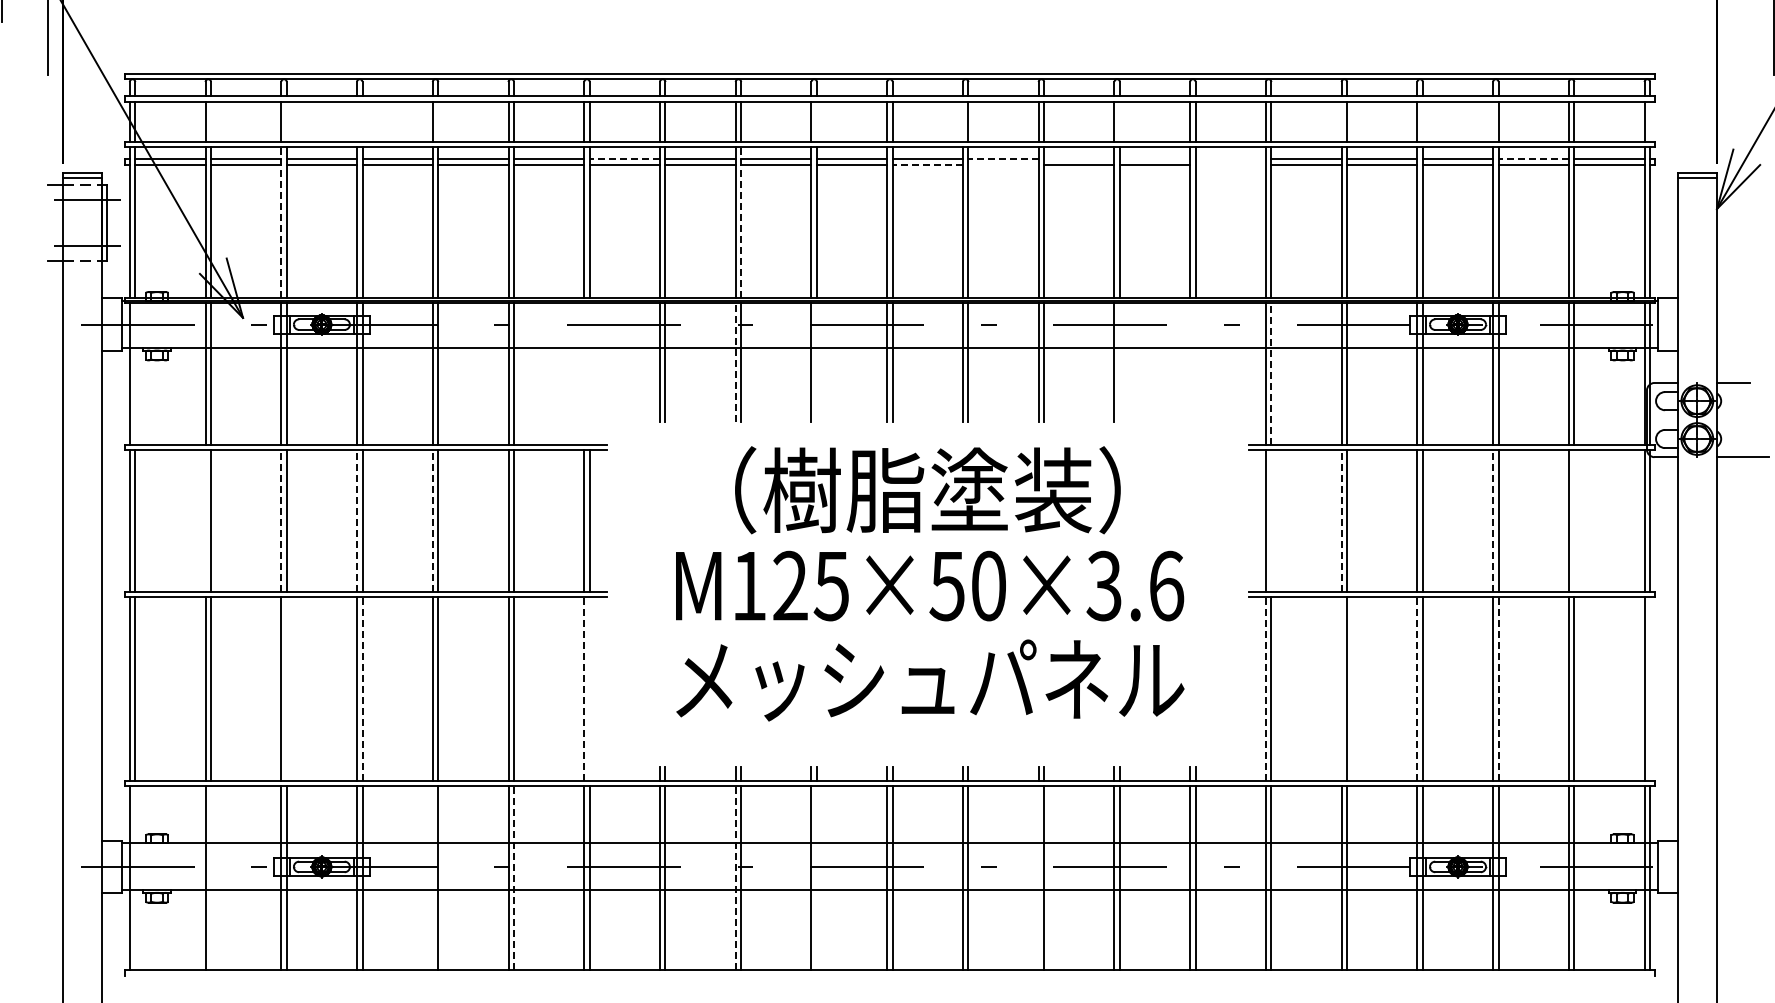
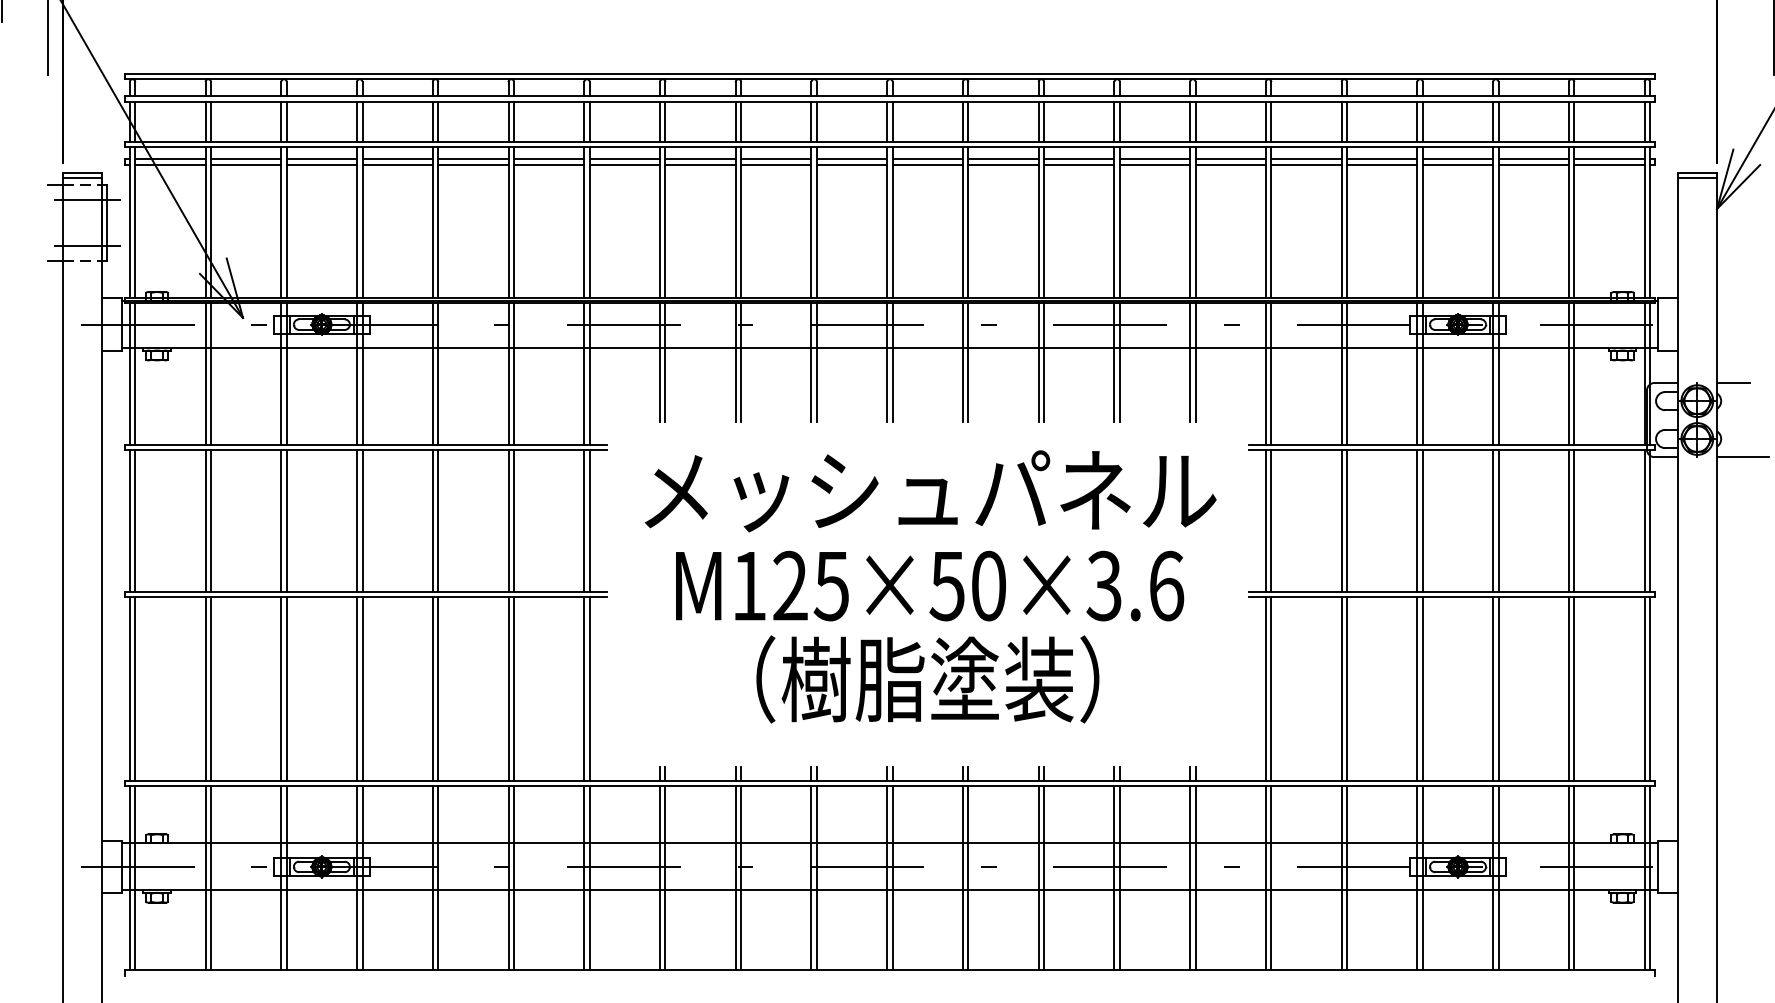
line: none -> present (211, 121)
line: none -> present (286, 121)
line: none -> present (357, 121)
line: none -> present (362, 121)
line: none -> present (438, 121)
line: none -> present (816, 121)
line: none -> present (962, 121)
line: none -> present (1119, 121)
line: none -> present (1341, 121)
line: none -> present (1422, 121)
line: none -> present (1493, 121)
line: none -> present (1650, 121)
line: dashed -> solid (624, 159)
line: dashed -> solid (1003, 159)
line: none -> present (1079, 159)
line: none -> present (1154, 159)
line: none -> present (1230, 159)
line: dashed -> solid (1533, 159)
line: dashed -> solid (927, 164)
line: none -> present (1003, 164)
line: none -> present (1230, 164)
line: dashed -> solid (281, 221)
line: dashed -> solid (741, 221)
line: dashed -> solid (735, 362)
line: none -> present (816, 362)
line: none -> present (1119, 362)
line: none -> present (1190, 362)
line: none -> present (1195, 362)
line: none -> present (135, 373)
line: none -> present (584, 373)
line: none -> present (589, 373)
line: dashed -> solid (1271, 373)
text: （樹脂塗装） -> メッシュパネル (930, 490)
line: none -> present (205, 520)
line: dashed -> solid (281, 520)
line: dashed -> solid (357, 520)
line: dashed -> solid (432, 520)
line: none -> present (1271, 520)
line: dashed -> solid (1341, 520)
line: dashed -> solid (1493, 520)
line: none -> present (1574, 520)
text: メッシュパネル -> （樹脂塗装） (930, 679)
line: none -> present (286, 688)
line: dashed -> solid (362, 688)
line: dashed -> solid (584, 688)
line: none -> present (589, 688)
line: dashed -> solid (1265, 688)
line: none -> present (1341, 688)
line: dashed -> solid (1417, 688)
line: dashed -> solid (1498, 688)
line: none -> present (1650, 688)
line: none -> present (135, 878)
line: none -> present (211, 878)
line: none -> present (432, 878)
line: dashed -> solid (513, 878)
line: dashed -> solid (735, 878)
line: none -> present (816, 878)
line: none -> present (1038, 878)
